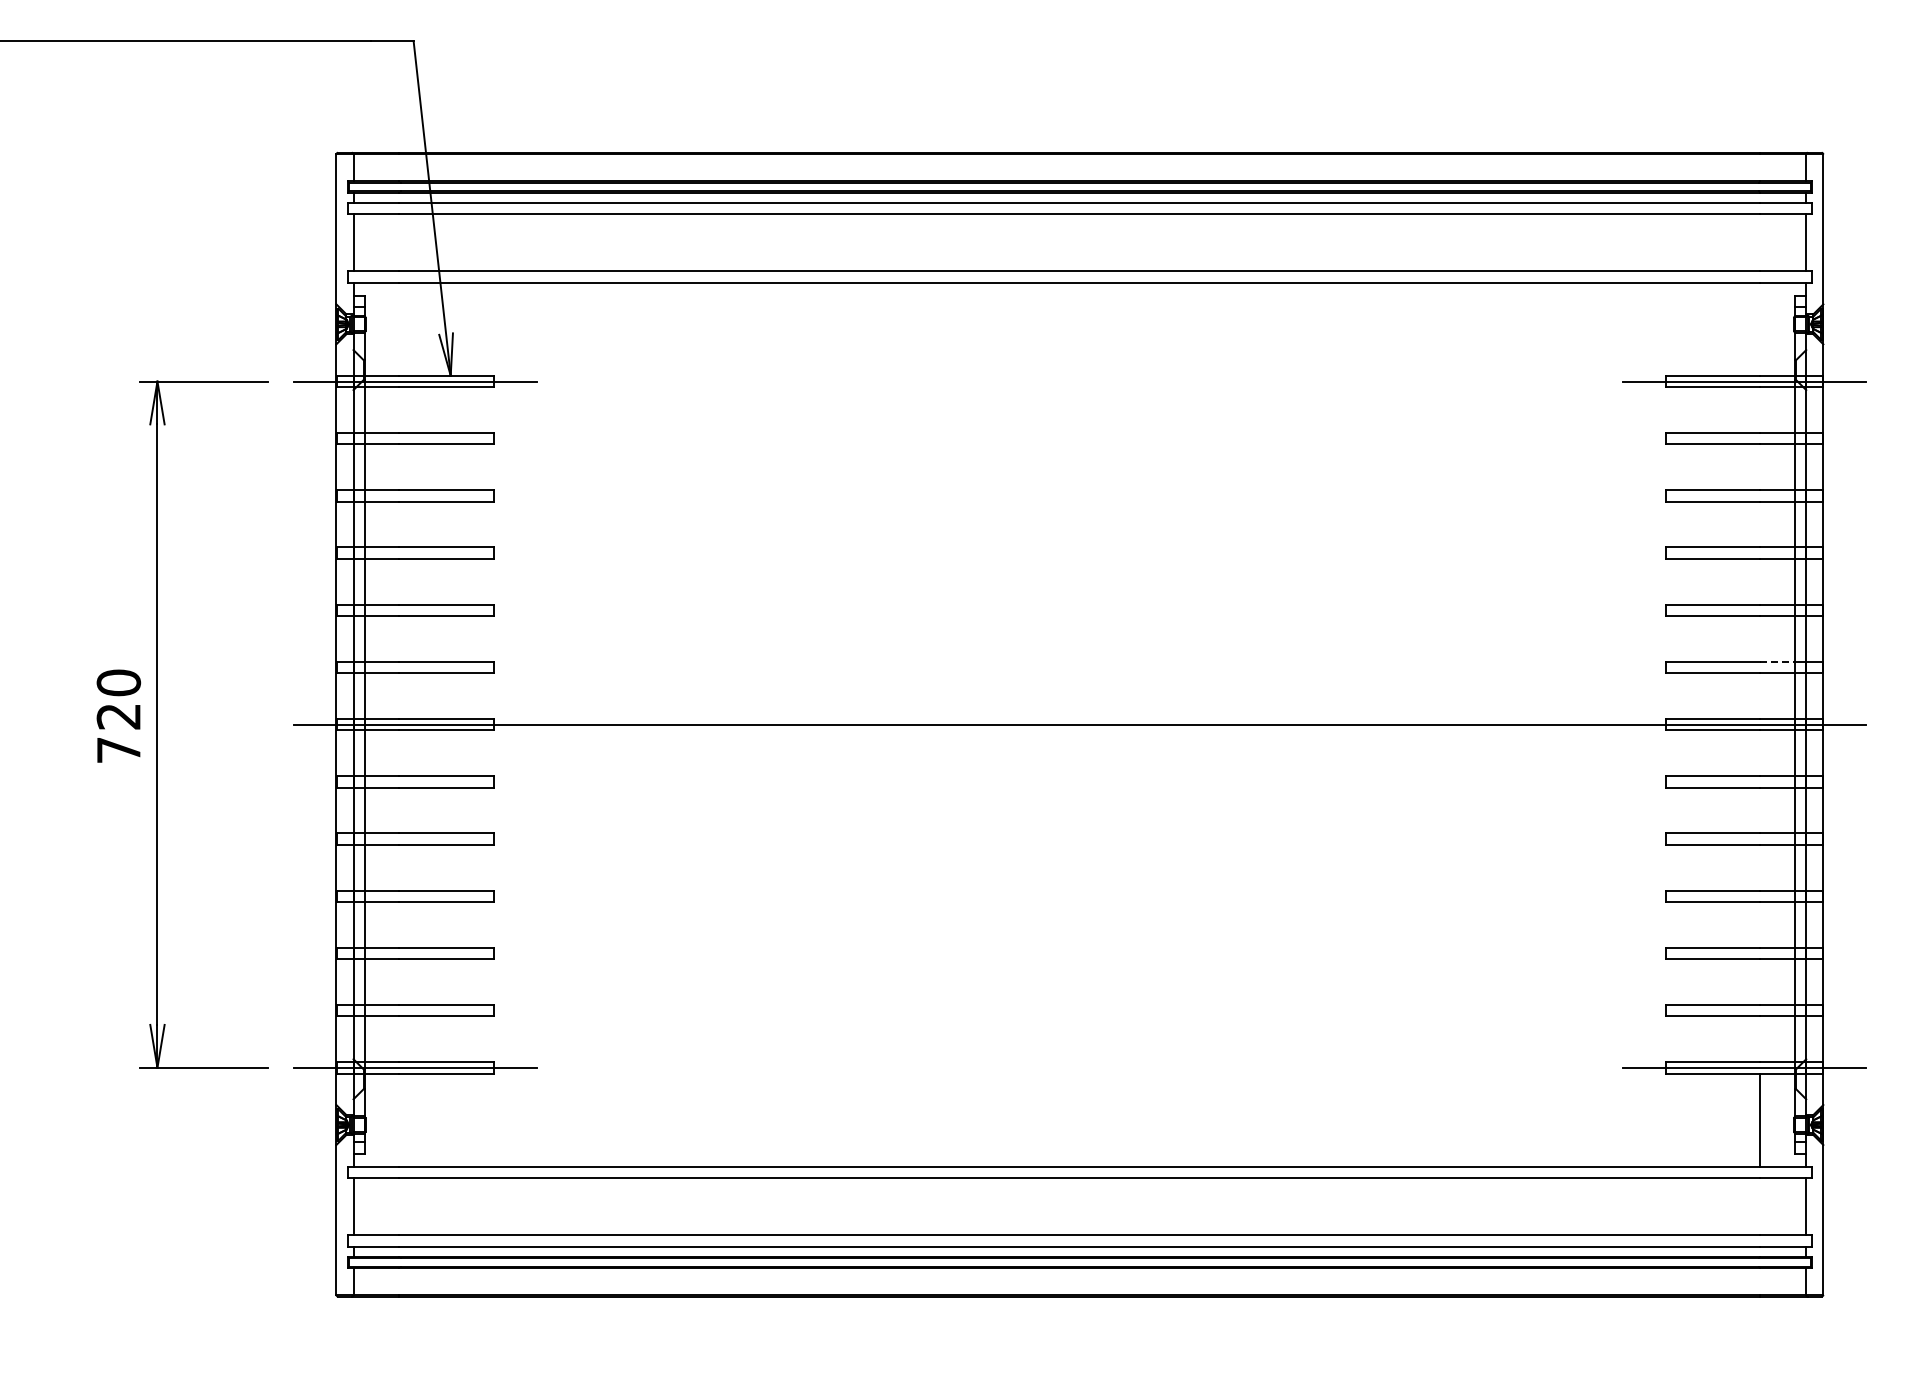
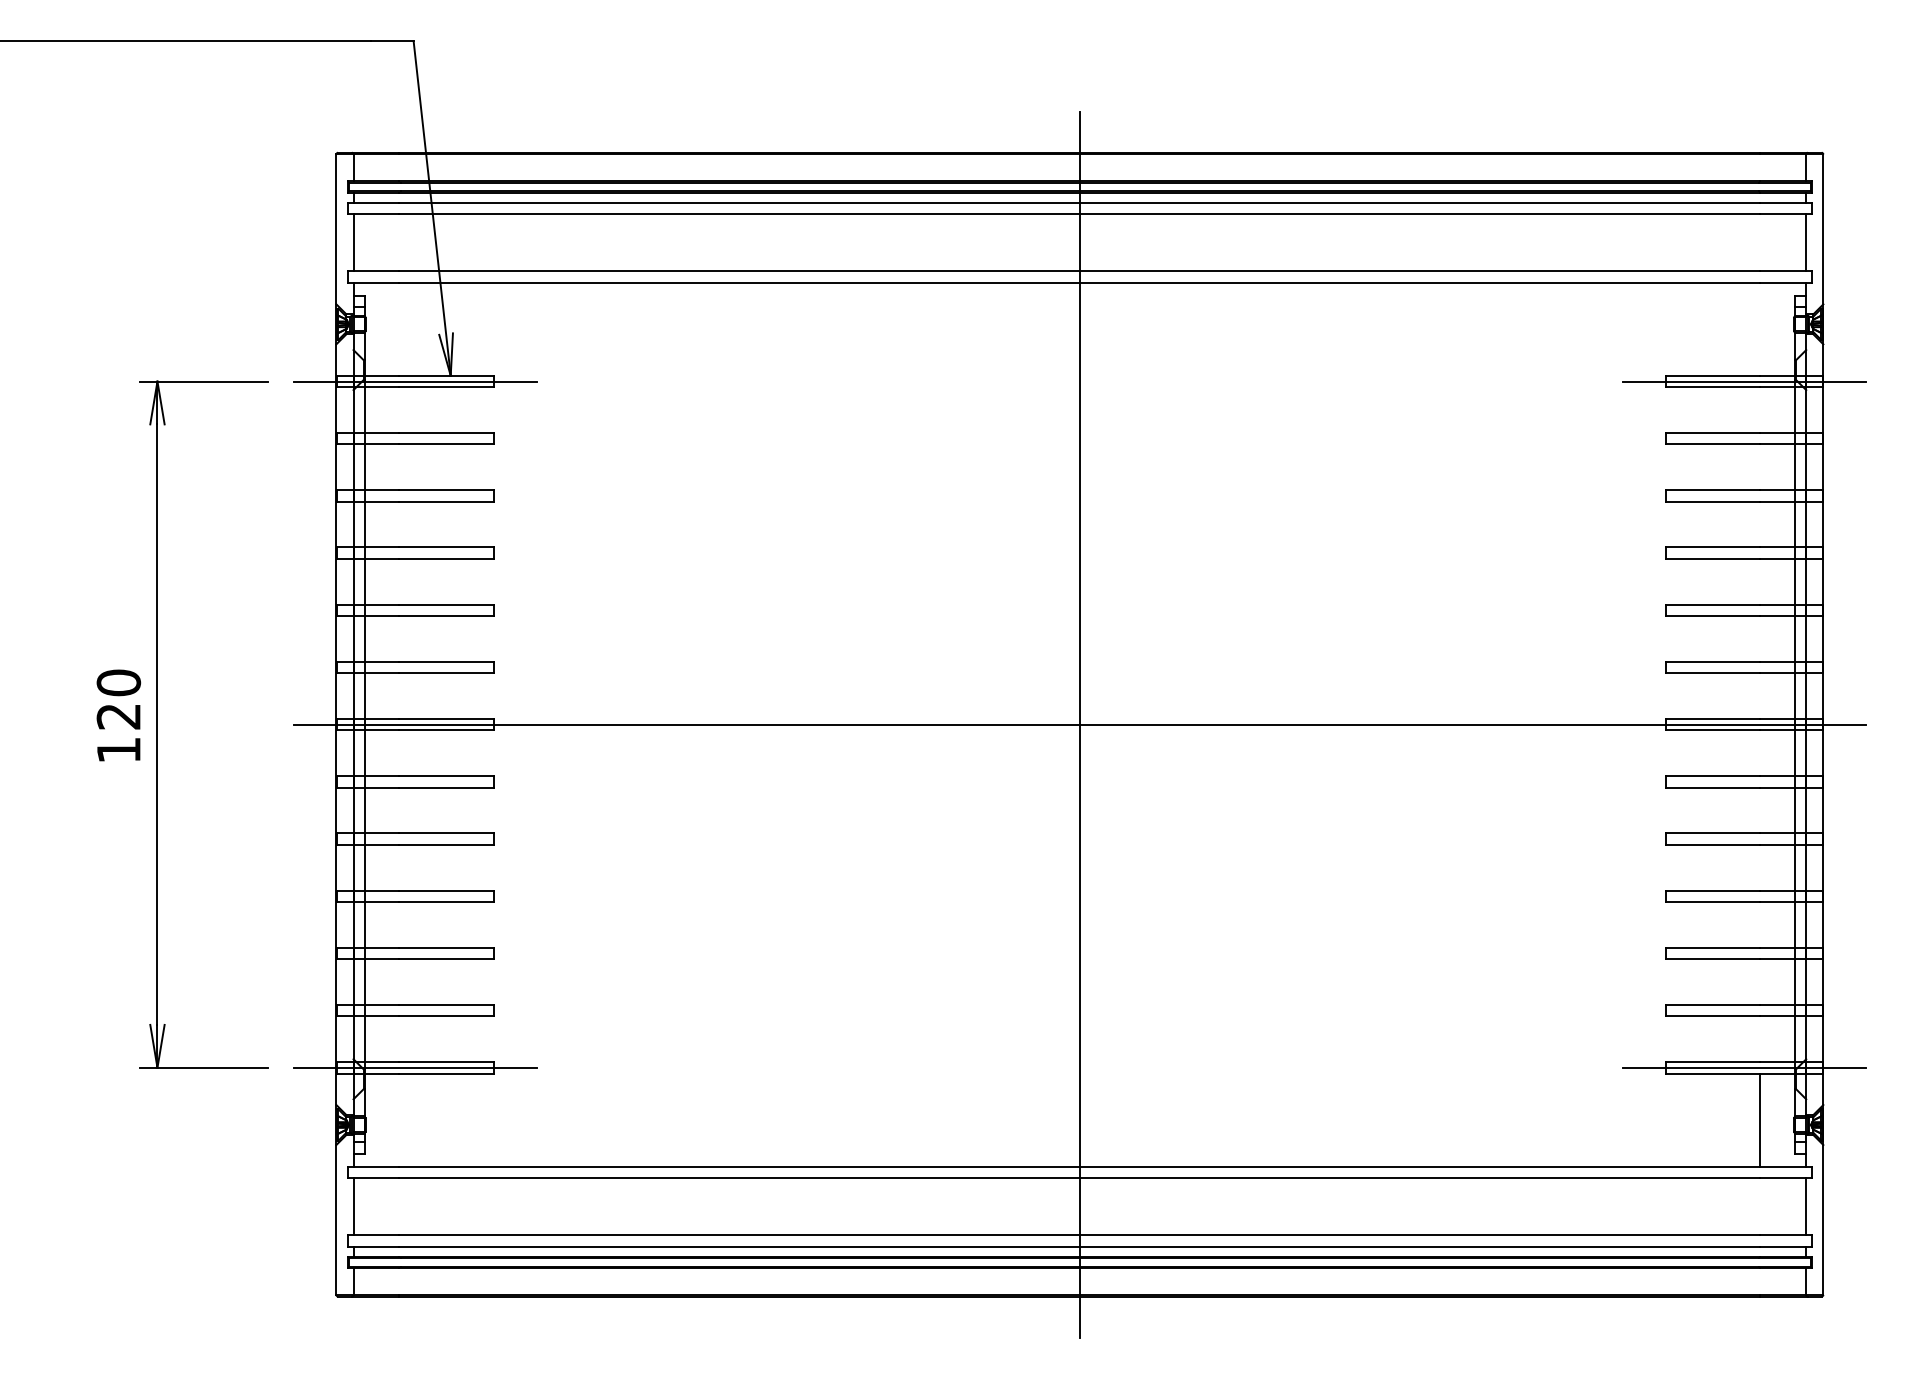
line: dashed -> solid (1778, 661)
line: none -> present (1079, 724)
text: 720 -> 120 (118, 750)
